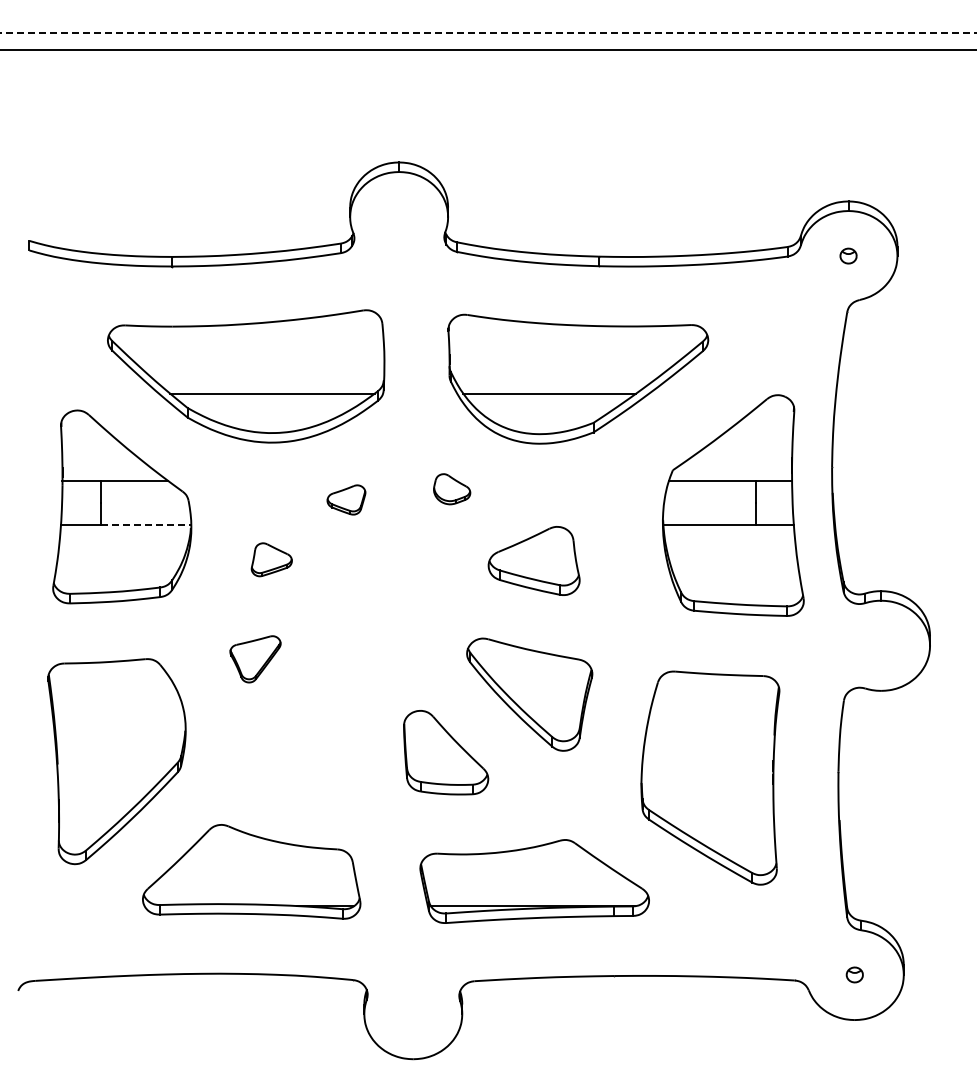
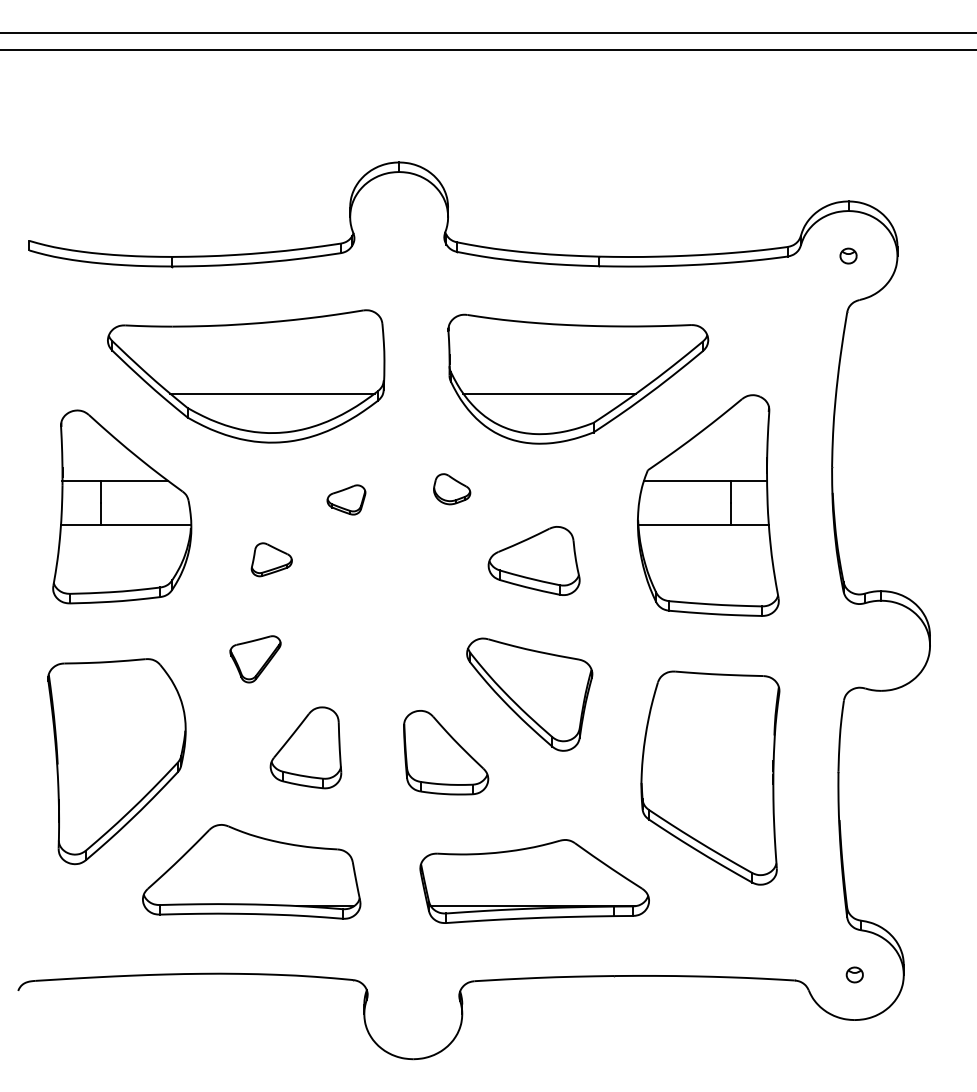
line: dashed -> solid (488, 32)
part position: (733, 505) -> (708, 505) (708, 505)
line: dashed -> solid (146, 525)
part: none -> present (305, 747)
